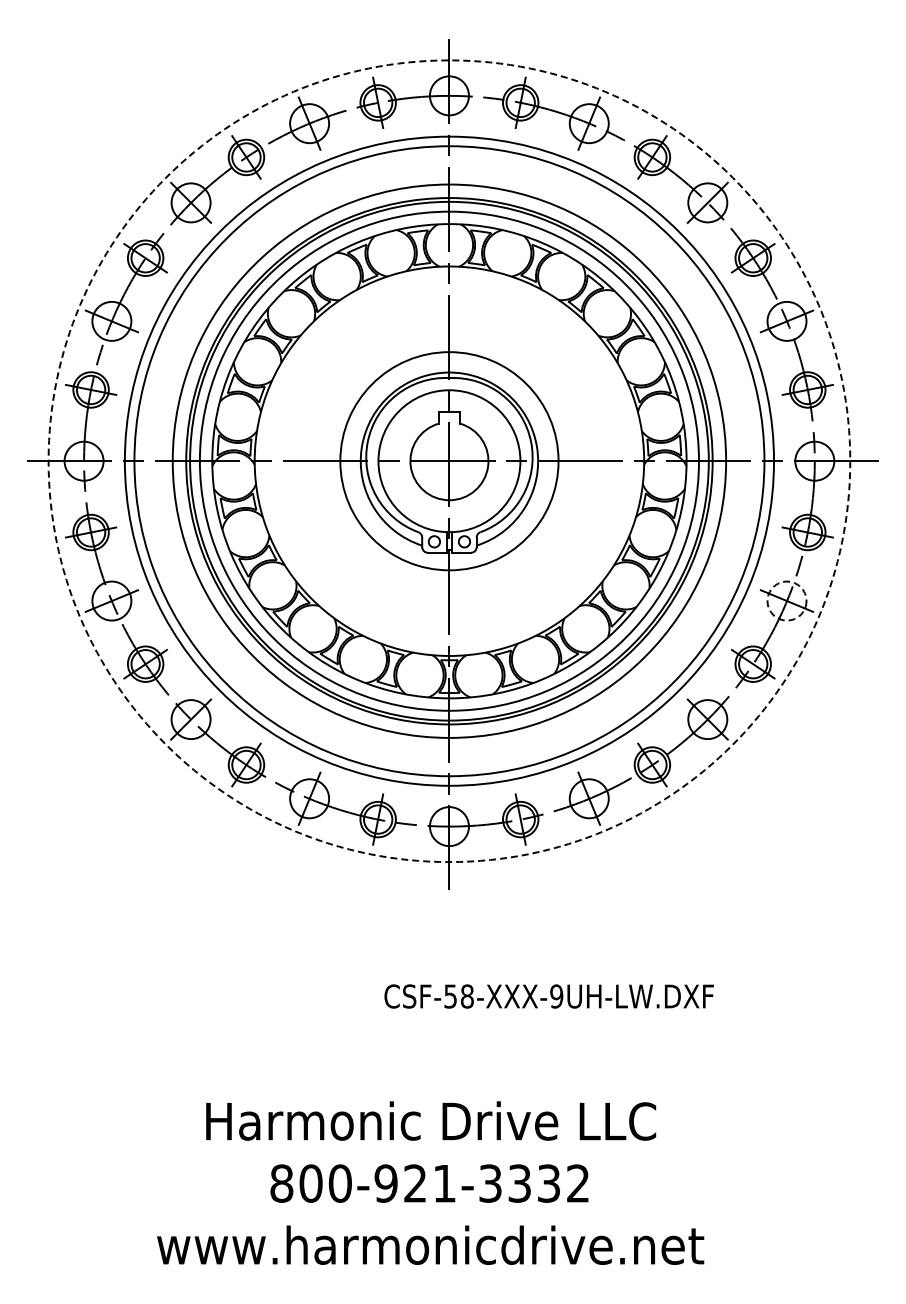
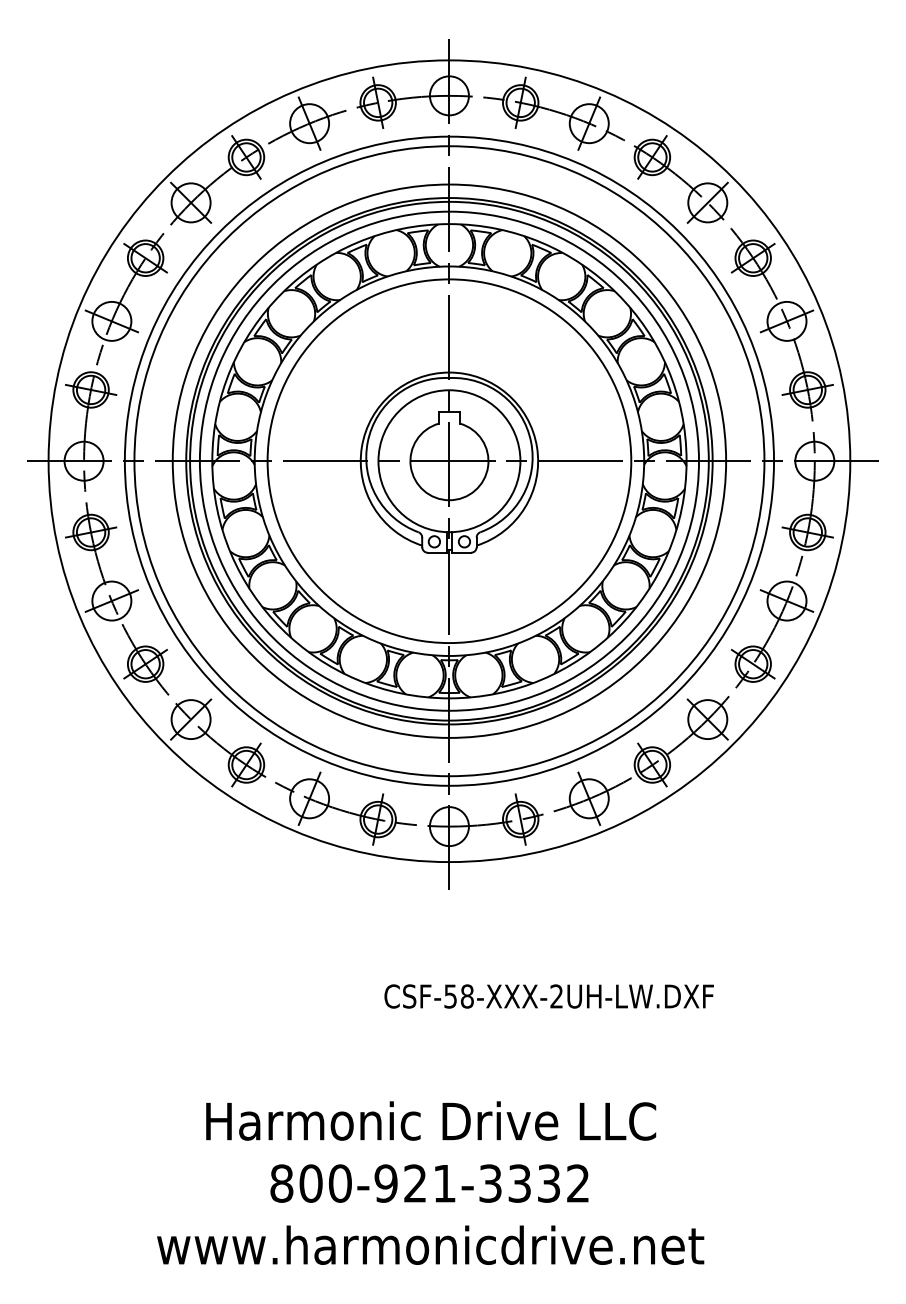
circle diameter: 218 px -> 364 px (449, 461)
circle: dashed -> solid (449, 461)
circle: dashed -> solid (786, 600)
text: CSF-58-XXX-9UH-LW.DXF -> CSF-58-XXX-2UH-LW.DXF (556, 996)
